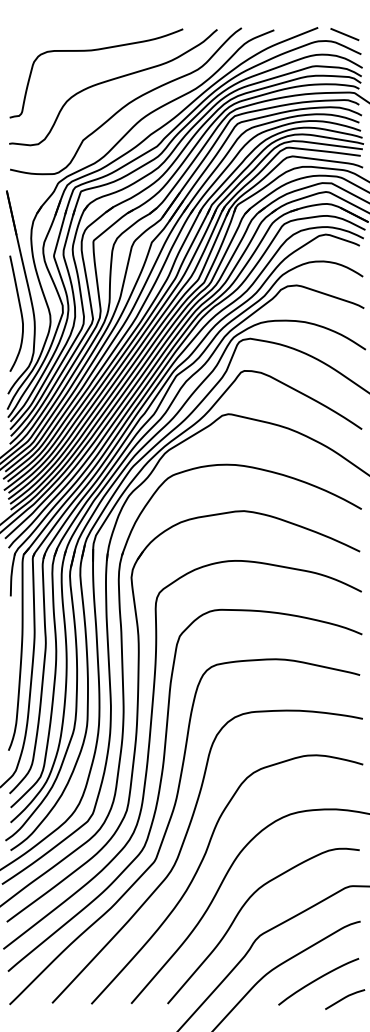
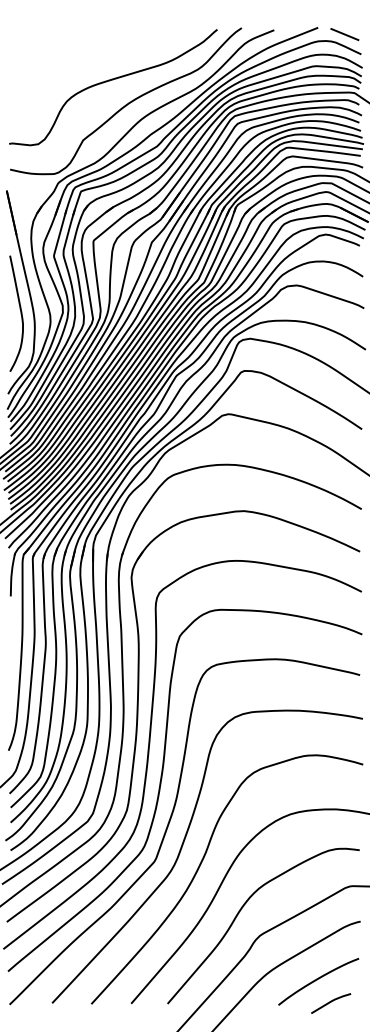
curve: present -> none (92, 51)
curve position: (345, 998) -> (331, 1002) (331, 1002)
